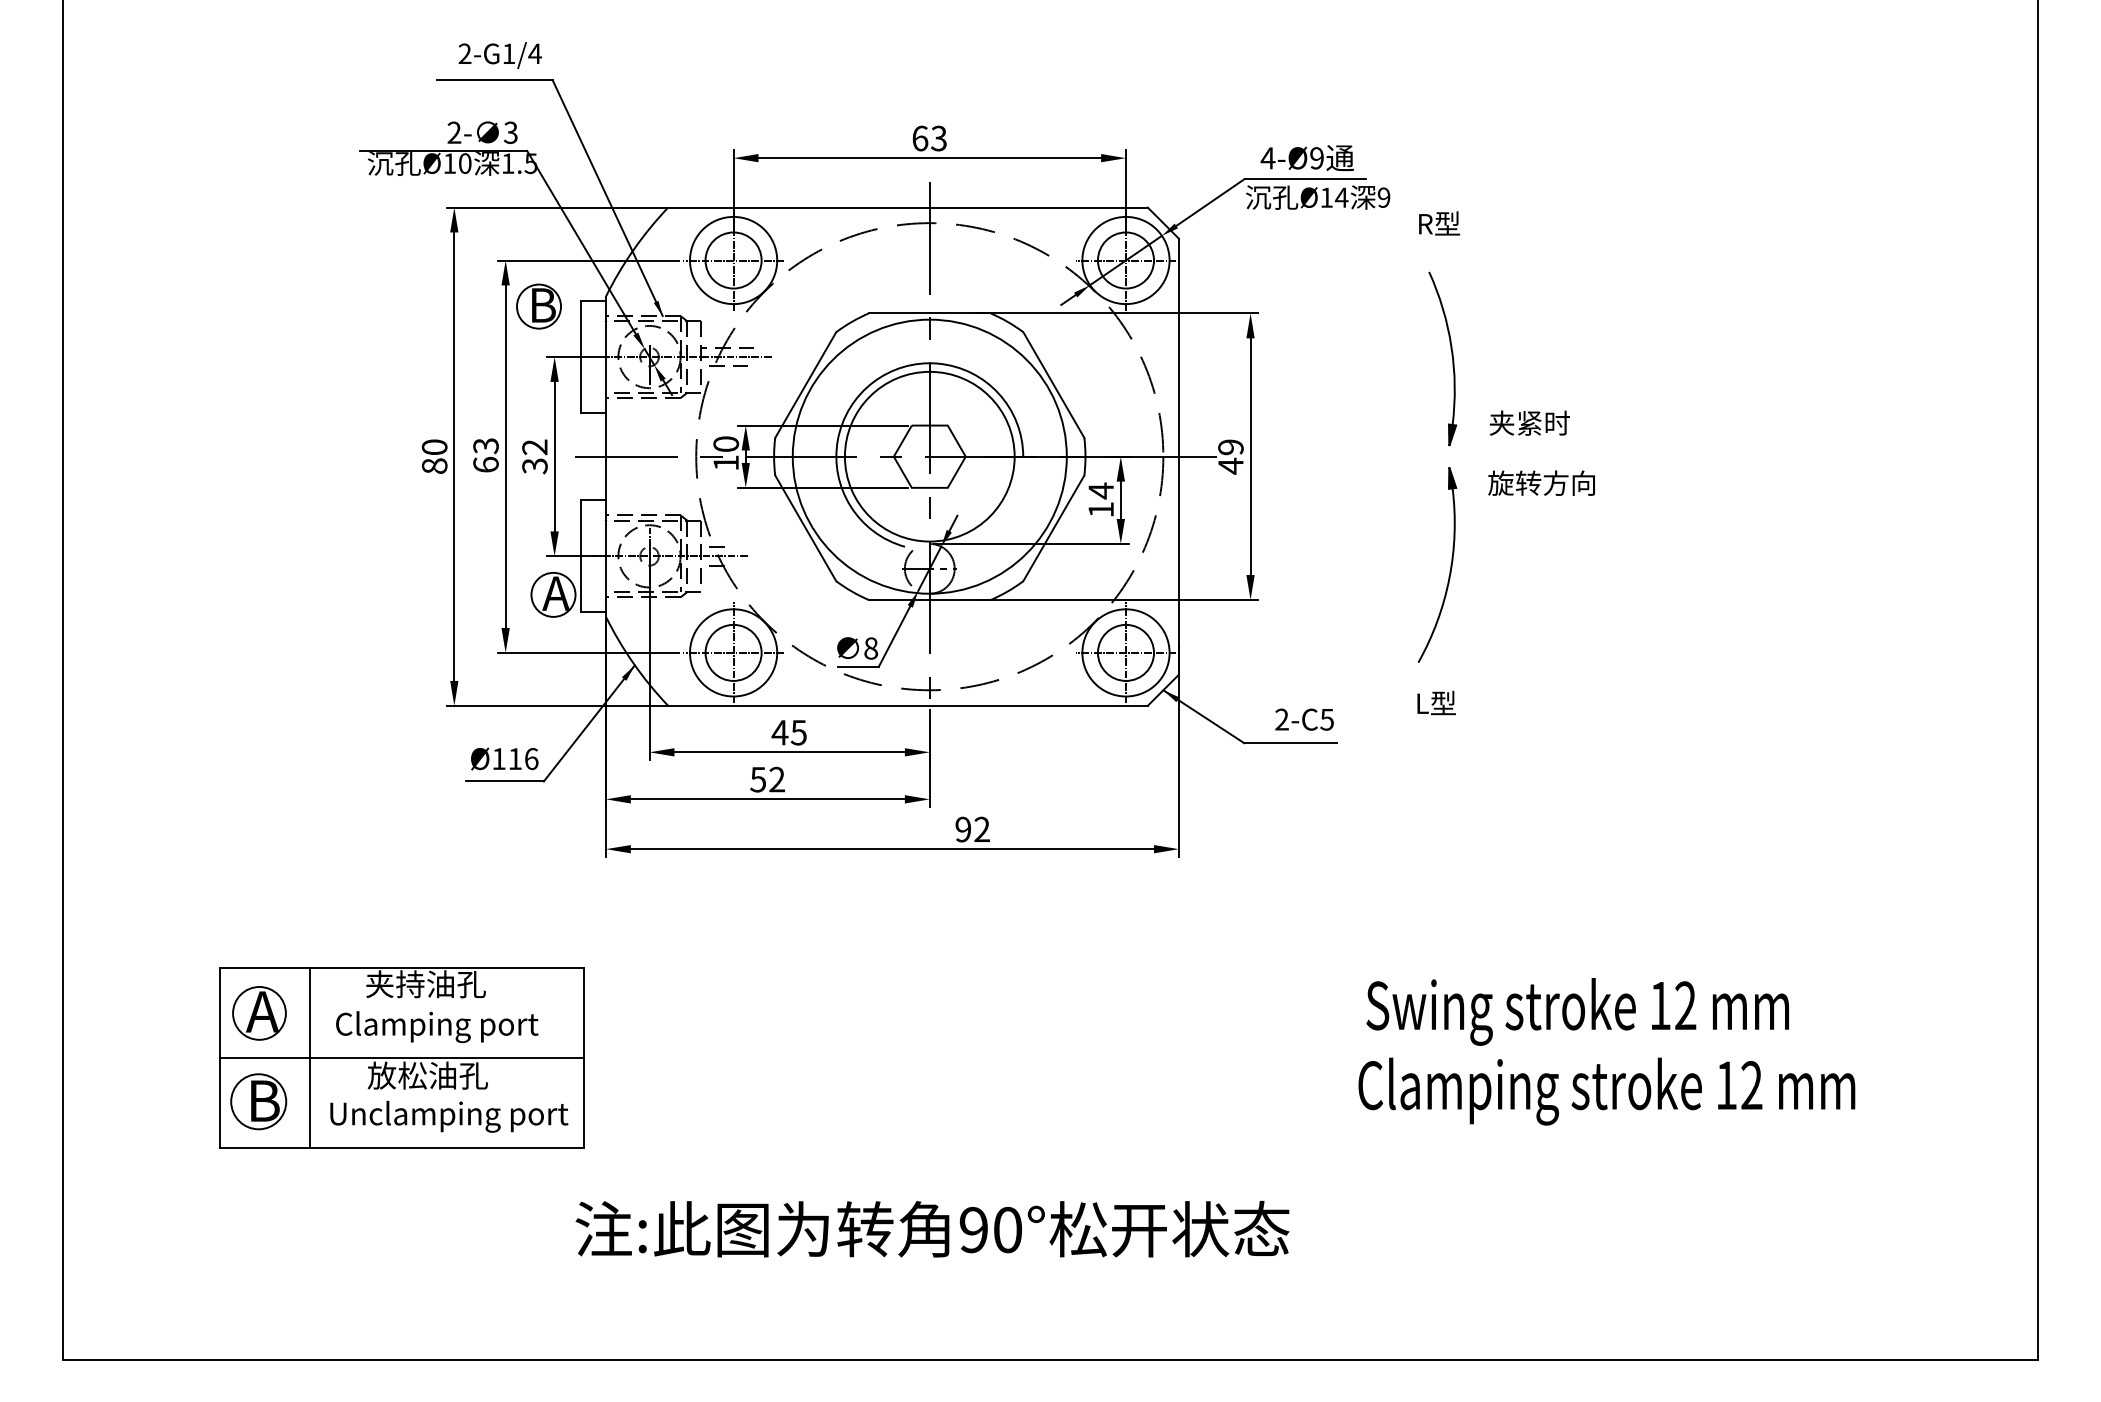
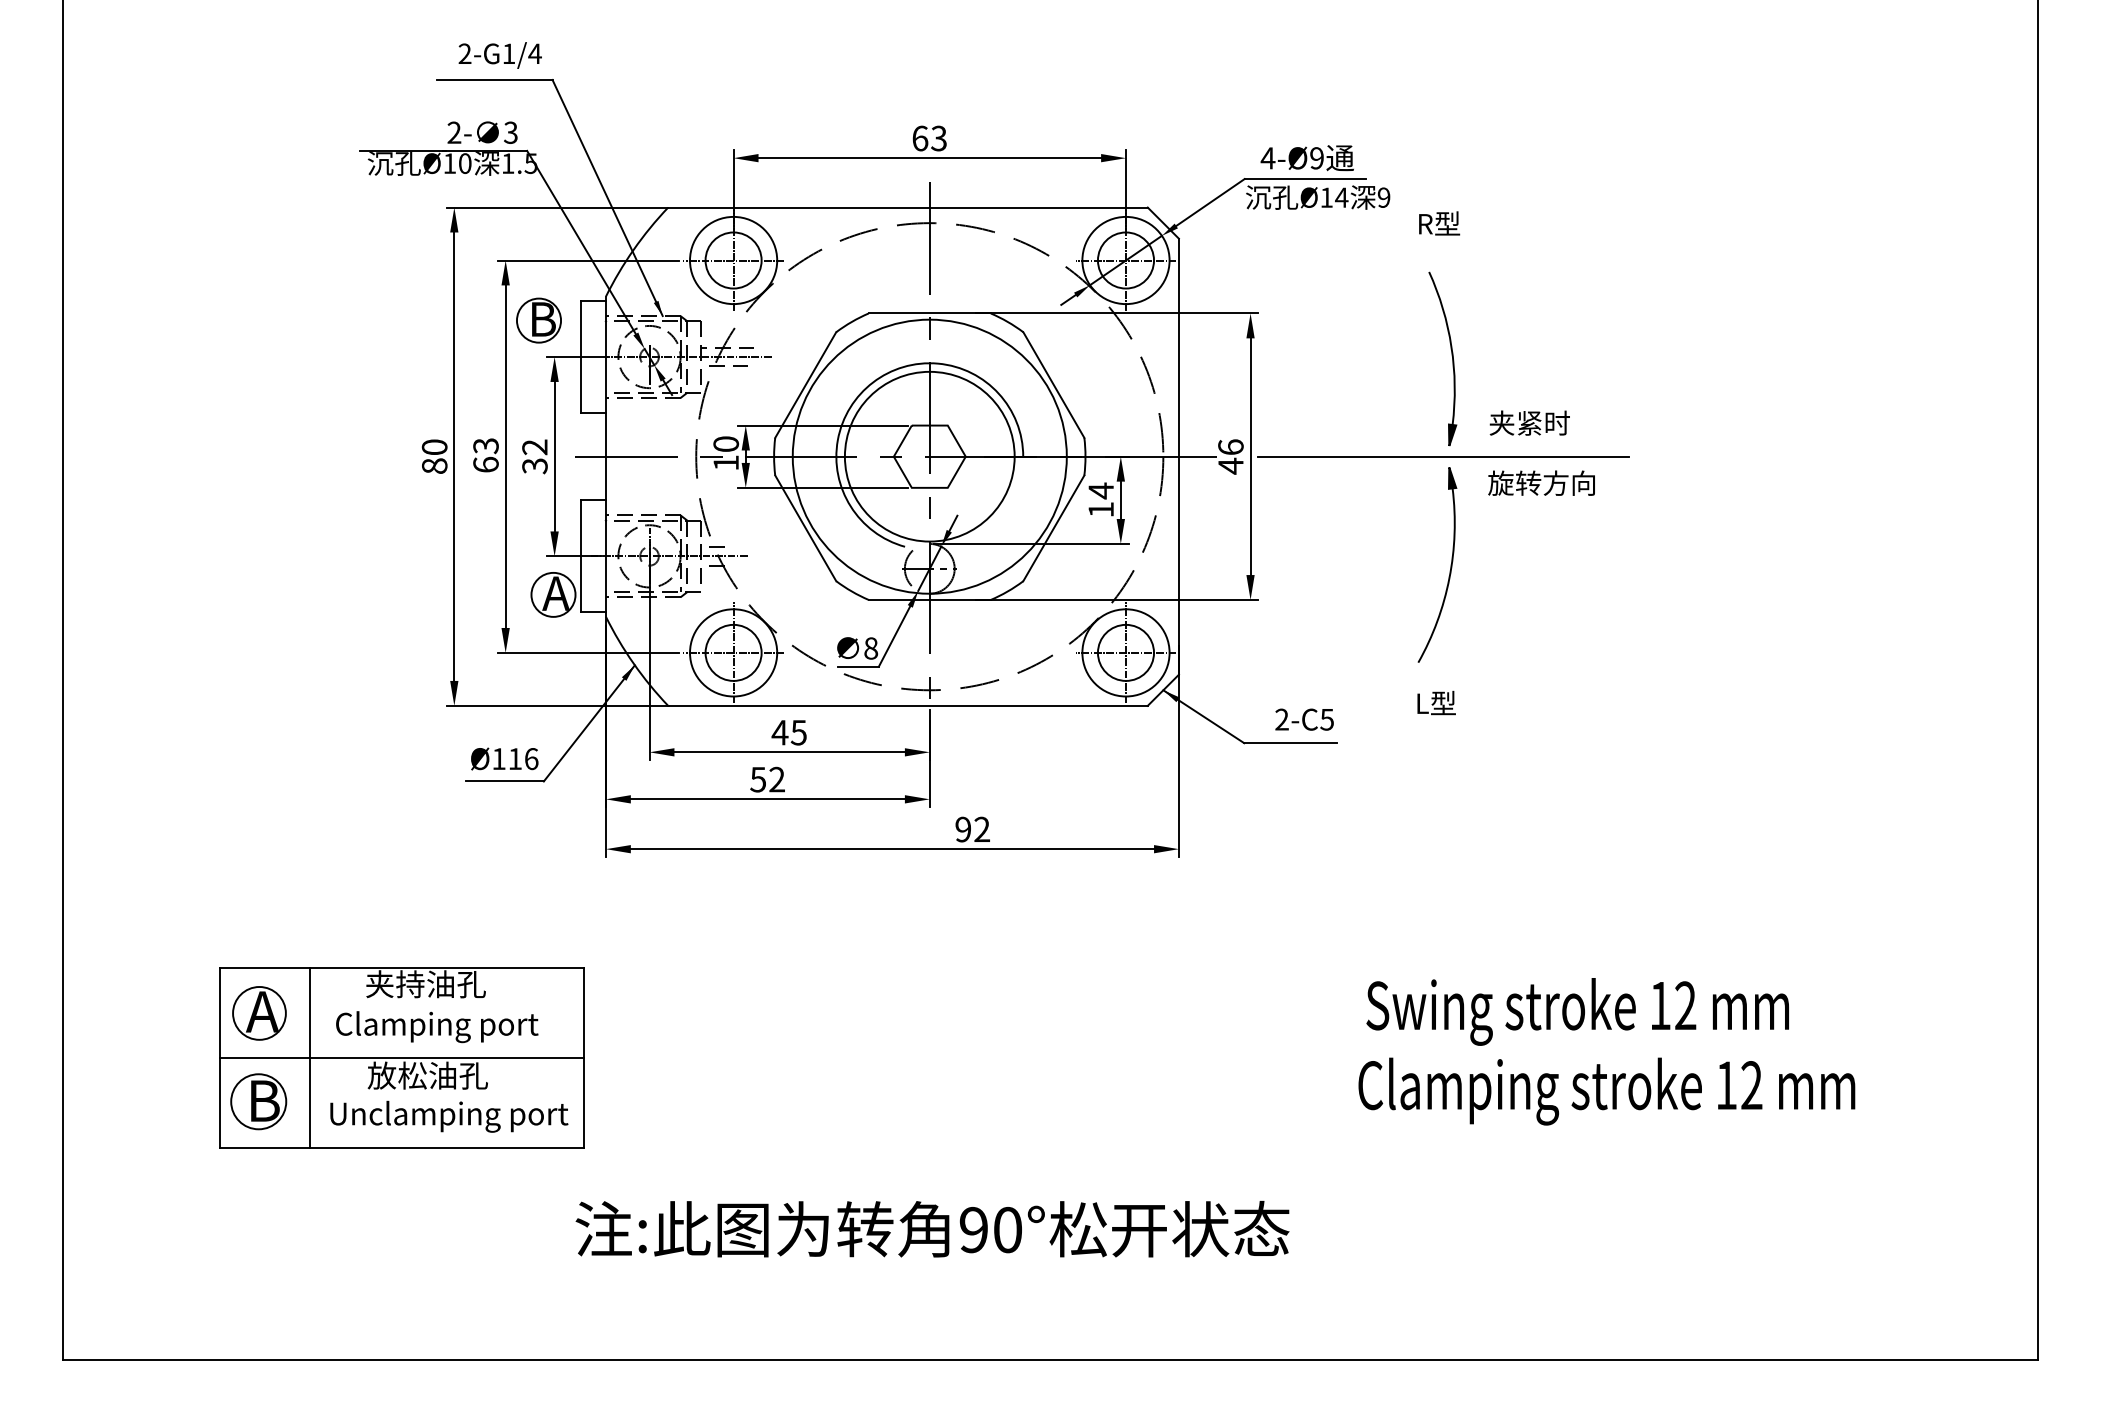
part position: (538, 306) -> (538, 320) (538, 320)
text: 49 -> 46 (1230, 447)
line: none -> present (1443, 456)
